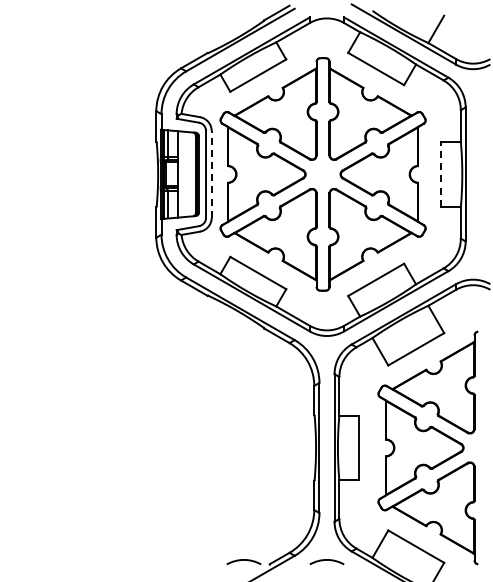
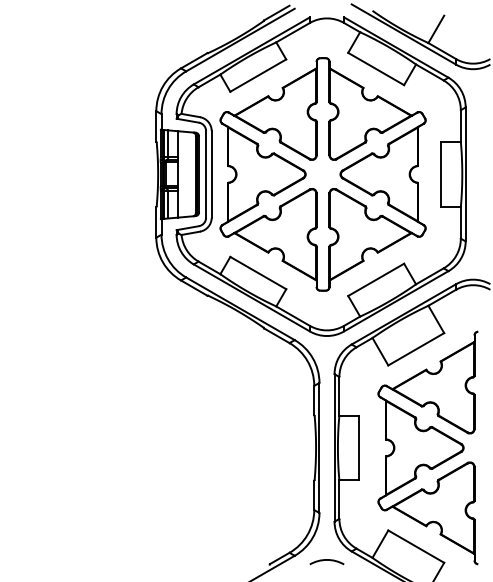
line: dashed -> solid (211, 173)
line: dashed -> solid (440, 173)
arc: present -> none (243, 560)
